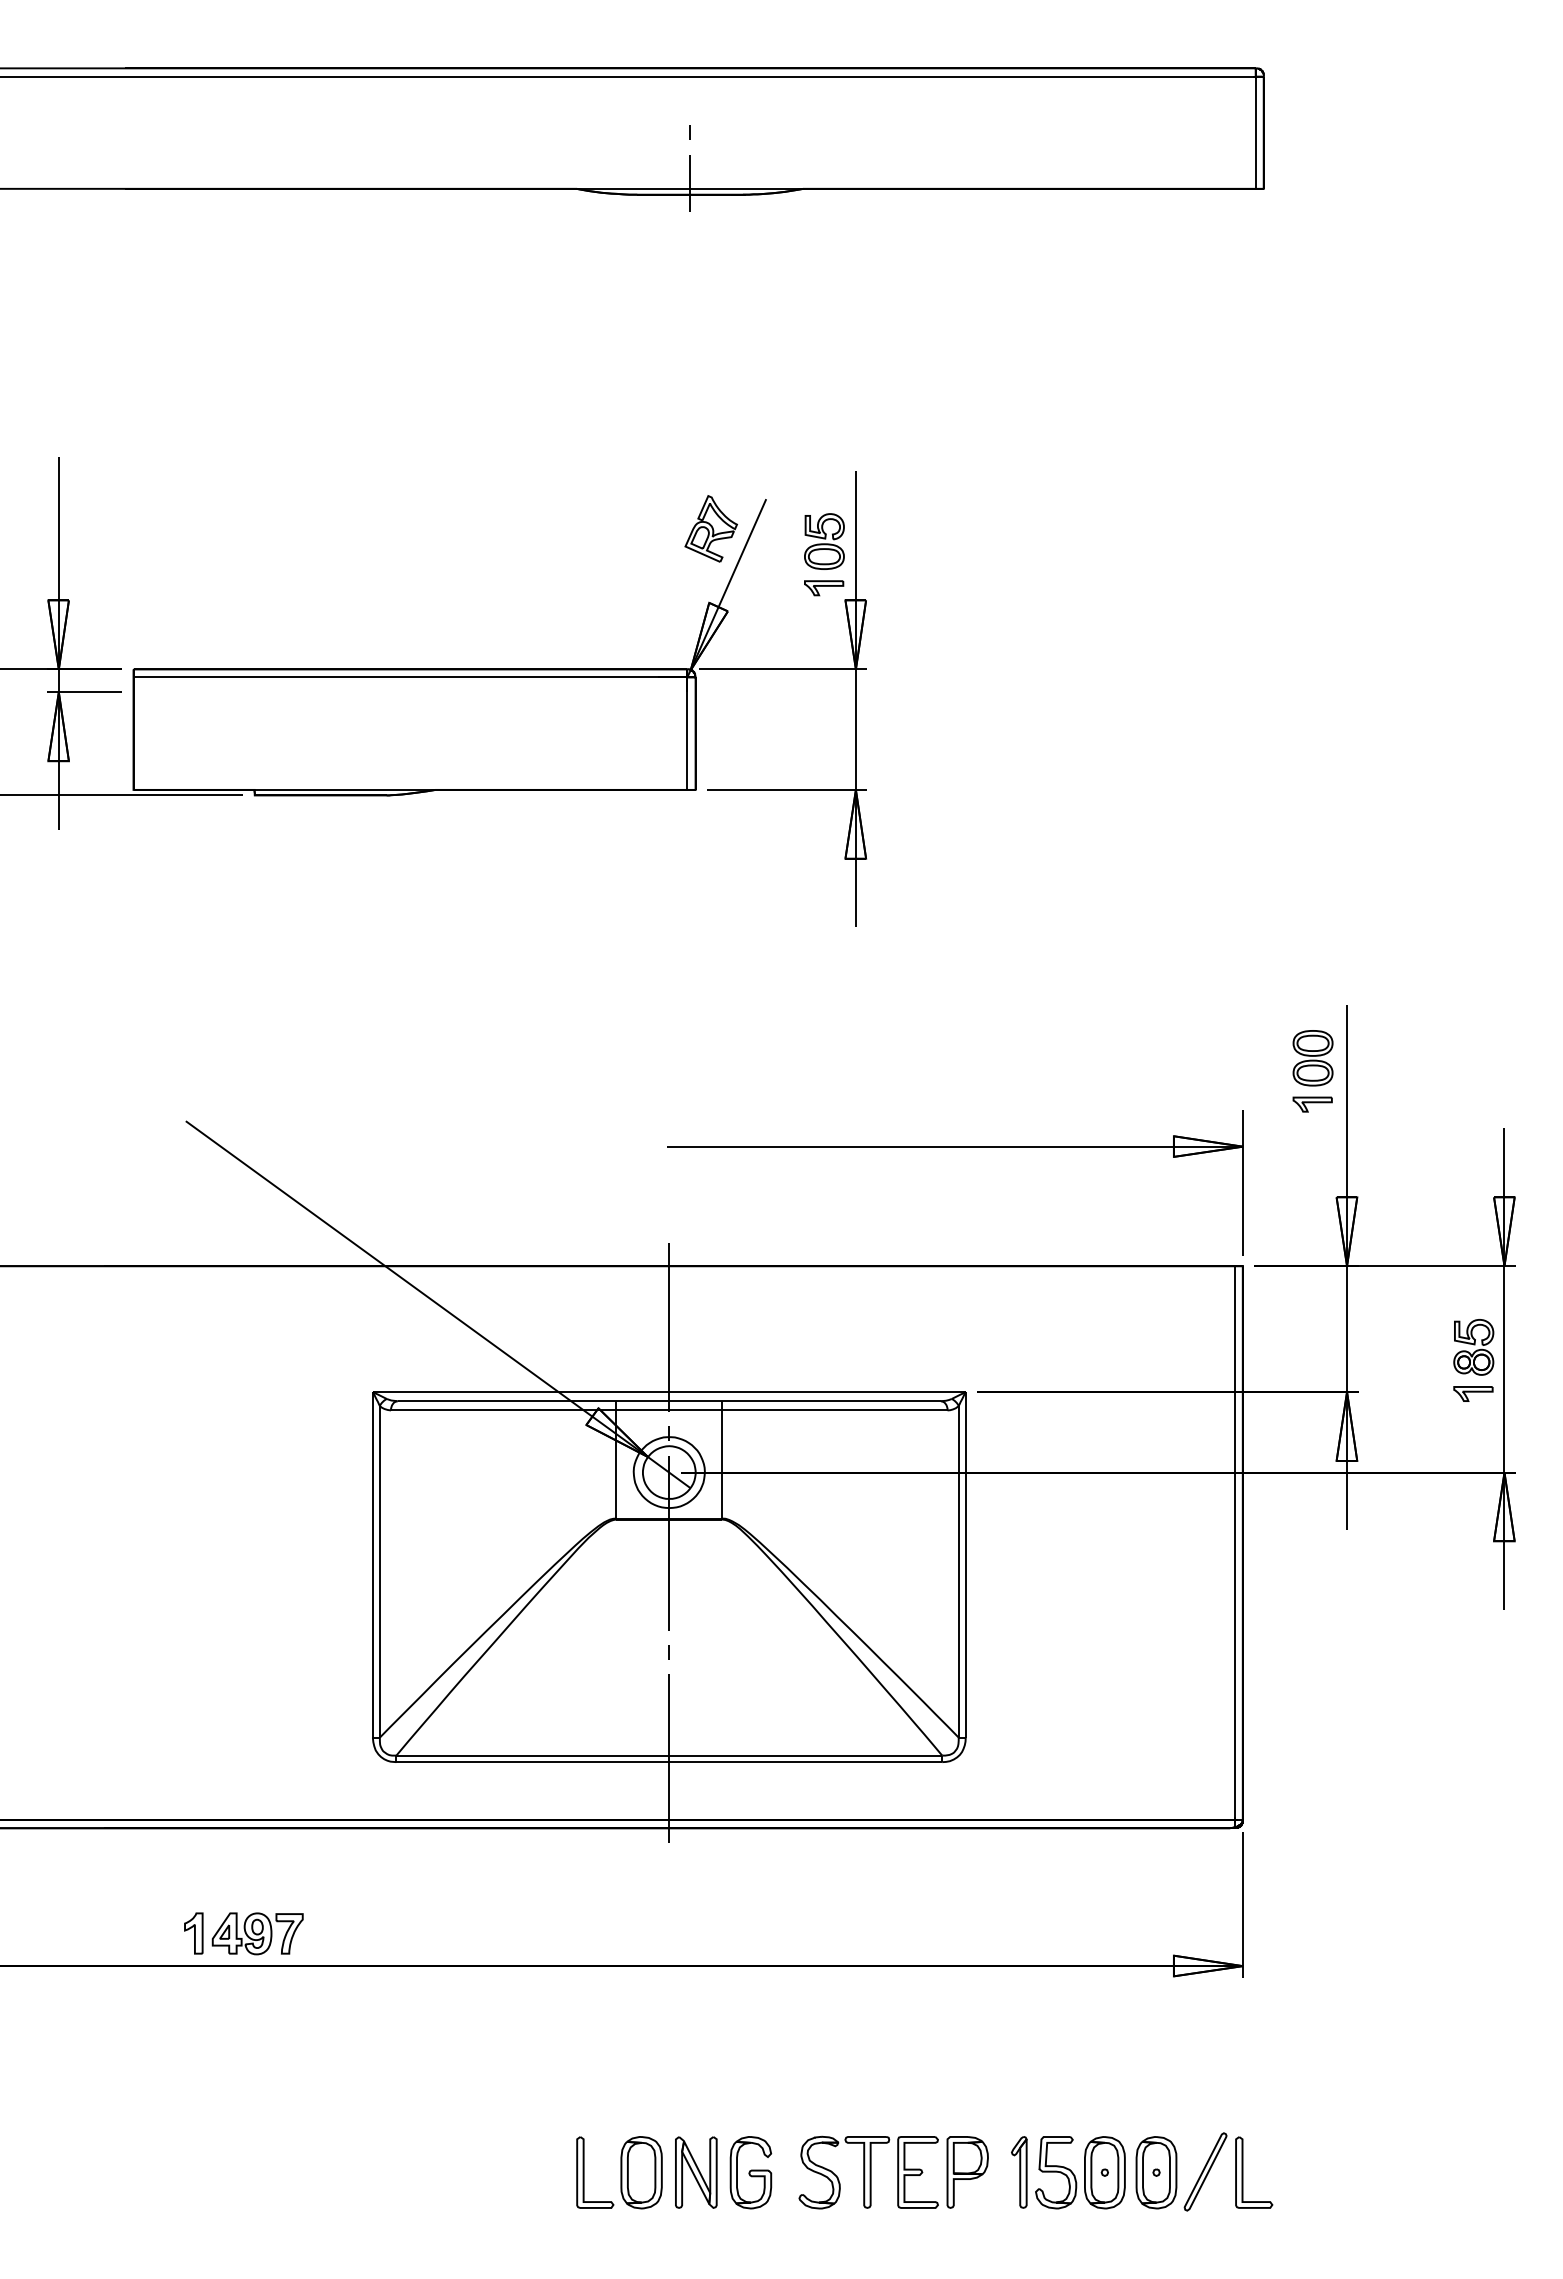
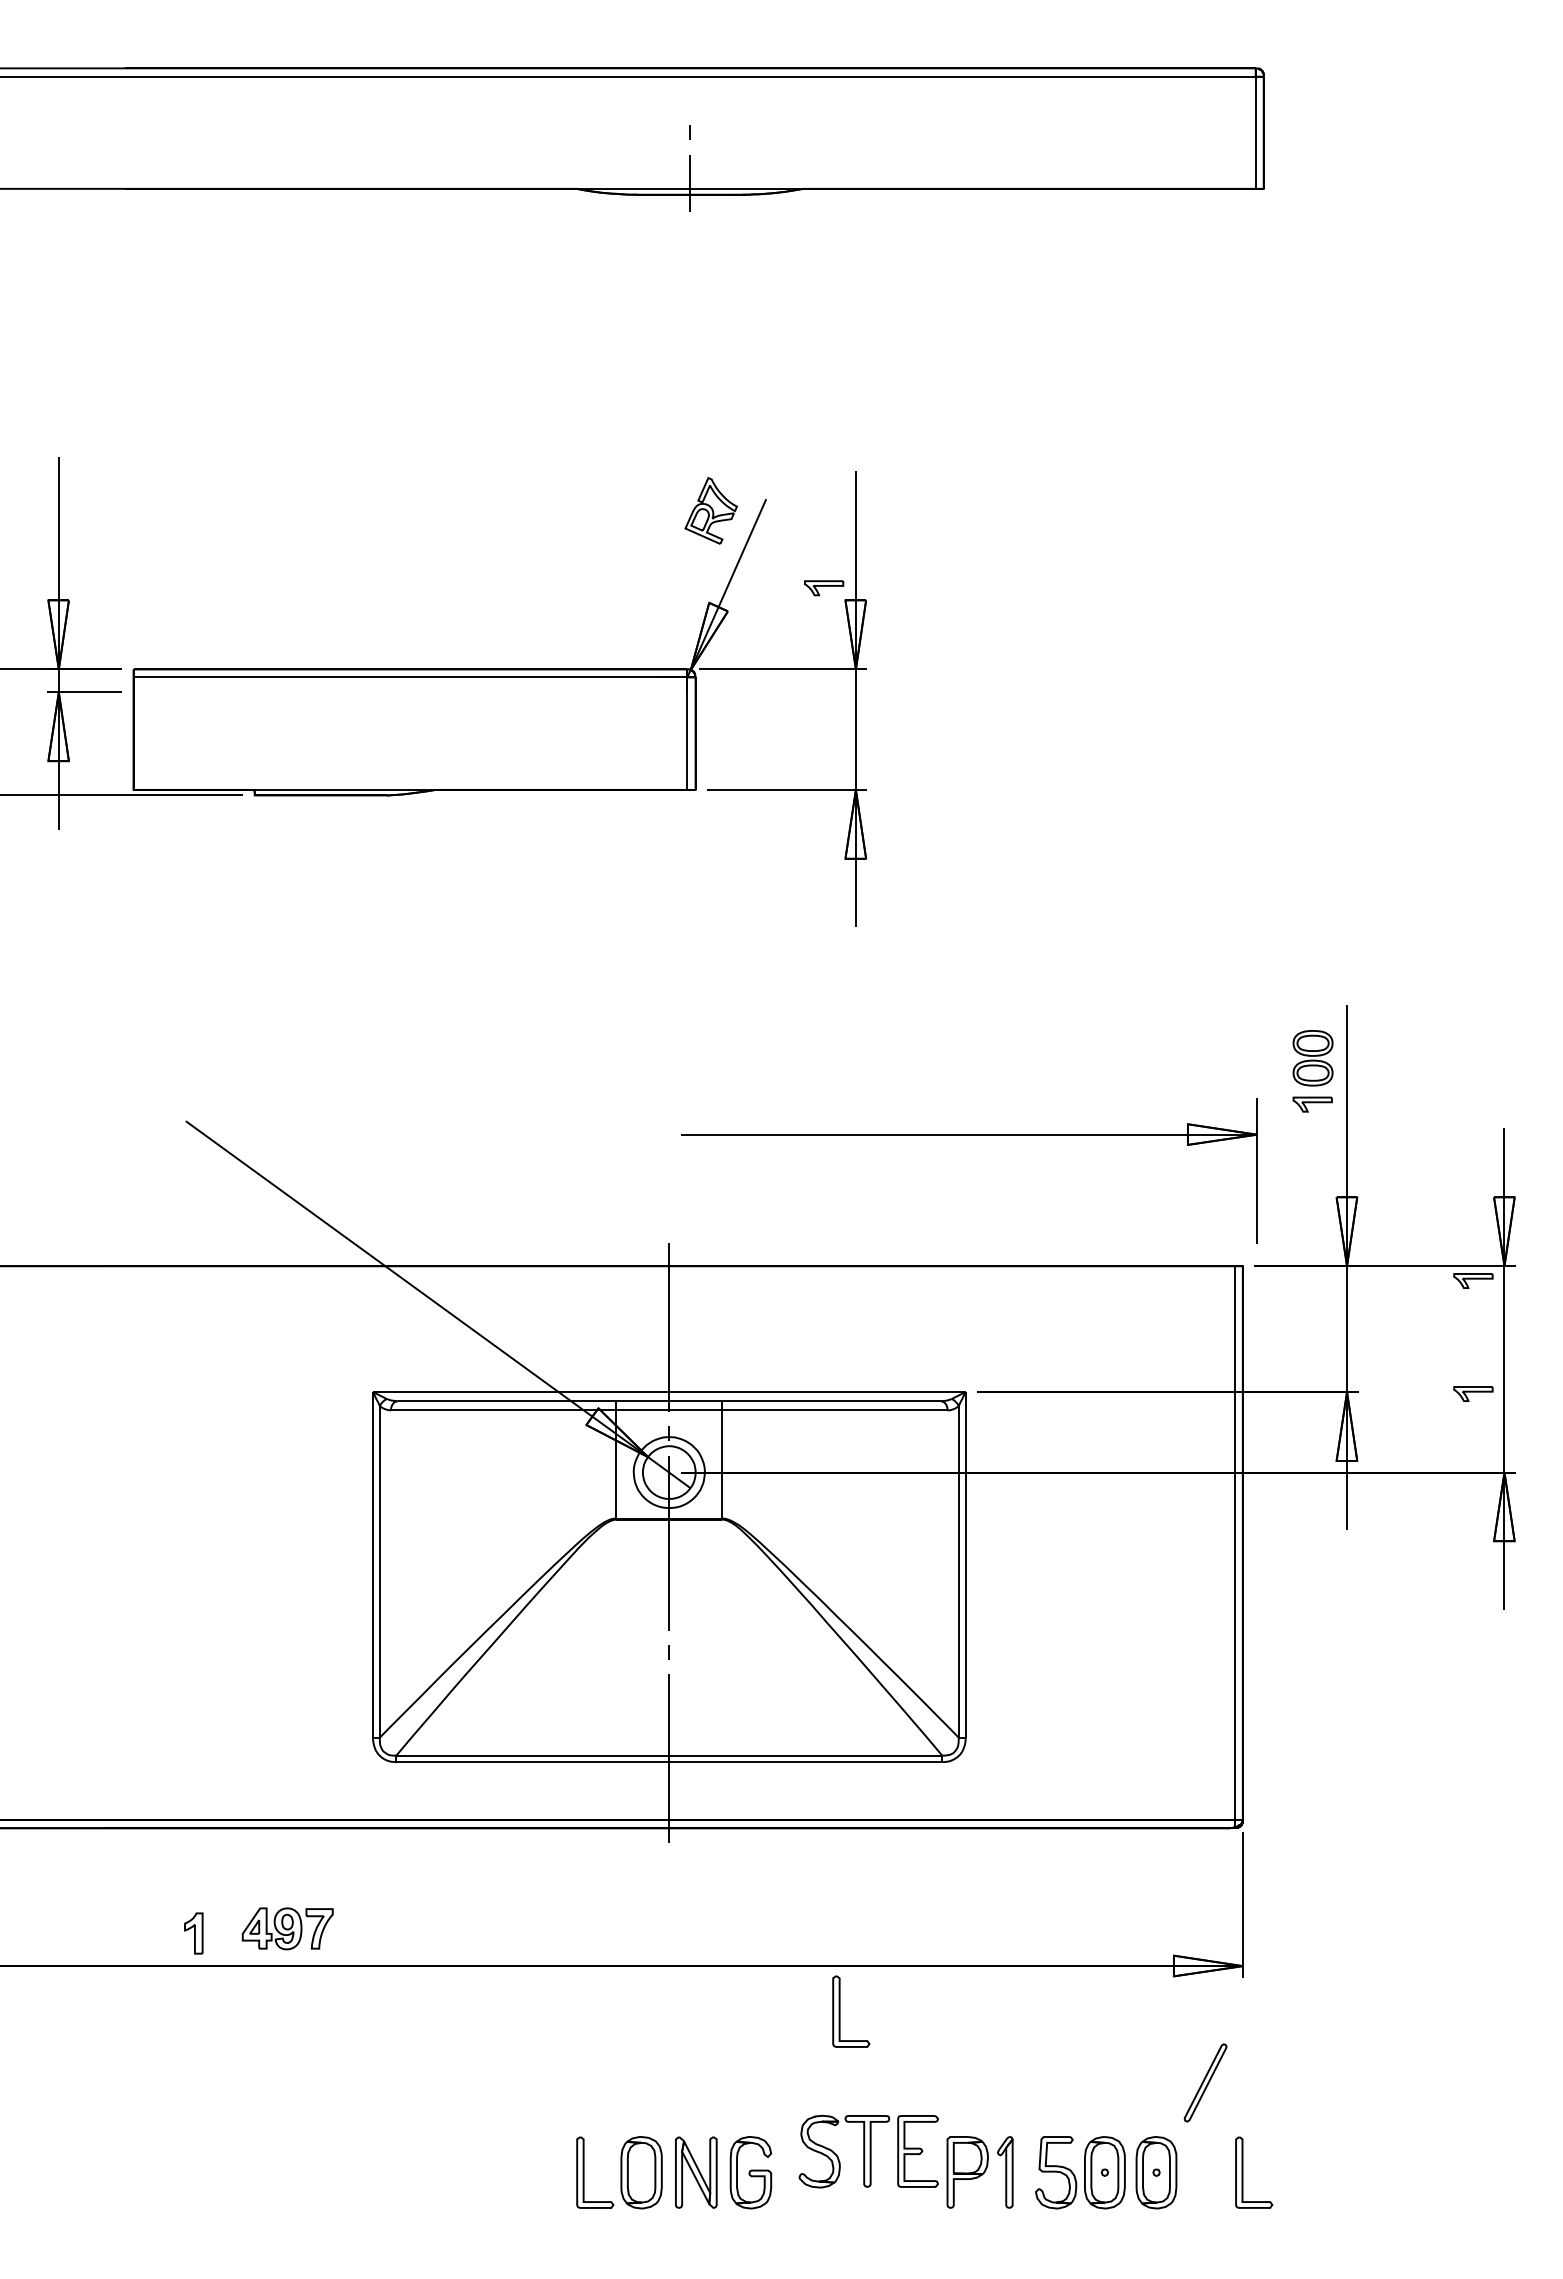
part position: (710, 528) -> (710, 510) (710, 510)
part: present -> none (824, 541)
part position: (955, 1147) -> (969, 1135) (969, 1135)
part: none -> present (1473, 1280)
part: present -> none (1473, 1347)
part position: (257, 1933) -> (287, 1928) (287, 1928)
part: none -> present (840, 2011)
part position: (1205, 2171) -> (1205, 2082) (1205, 2082)
part position: (868, 2172) -> (868, 2151) (868, 2151)
part position: (1019, 2172) -> (1005, 2172) (1005, 2172)
